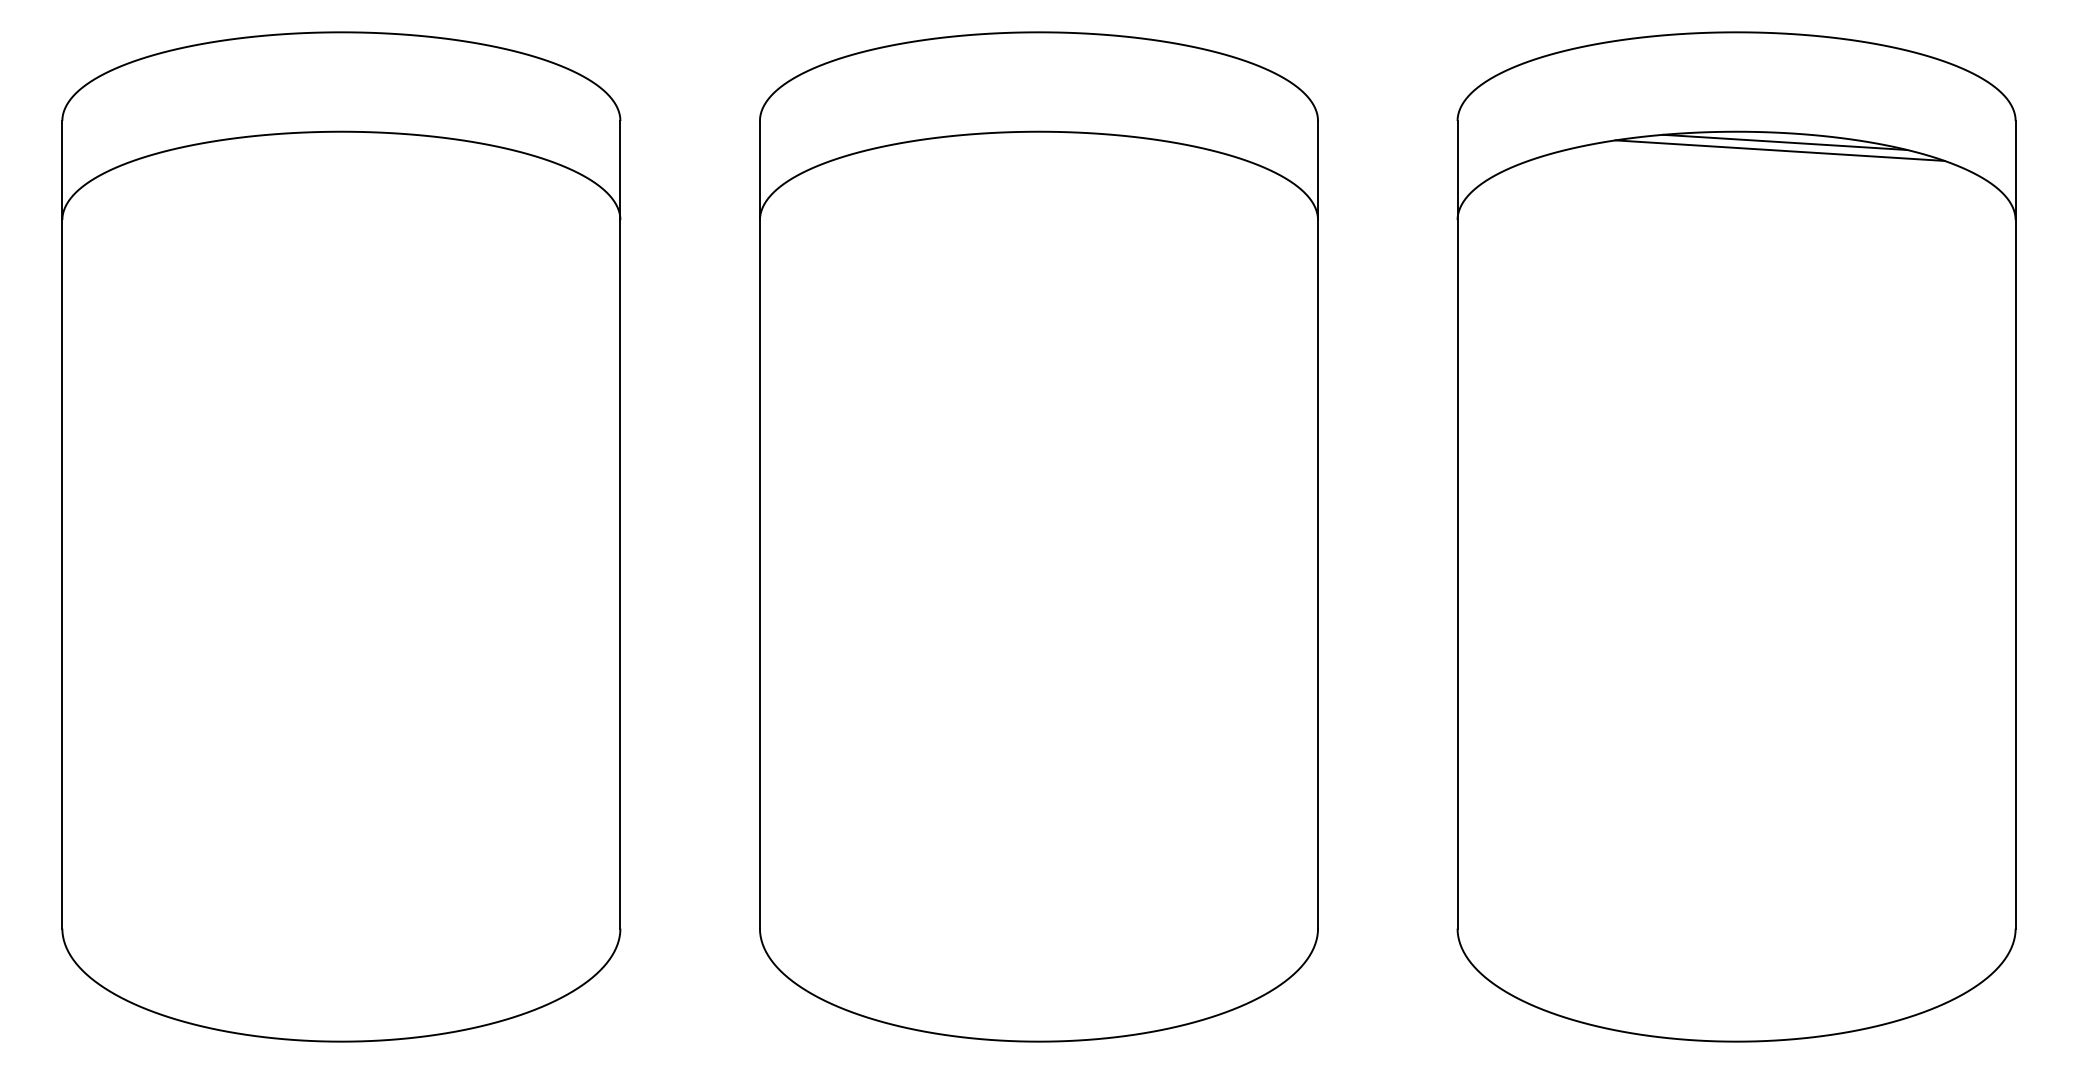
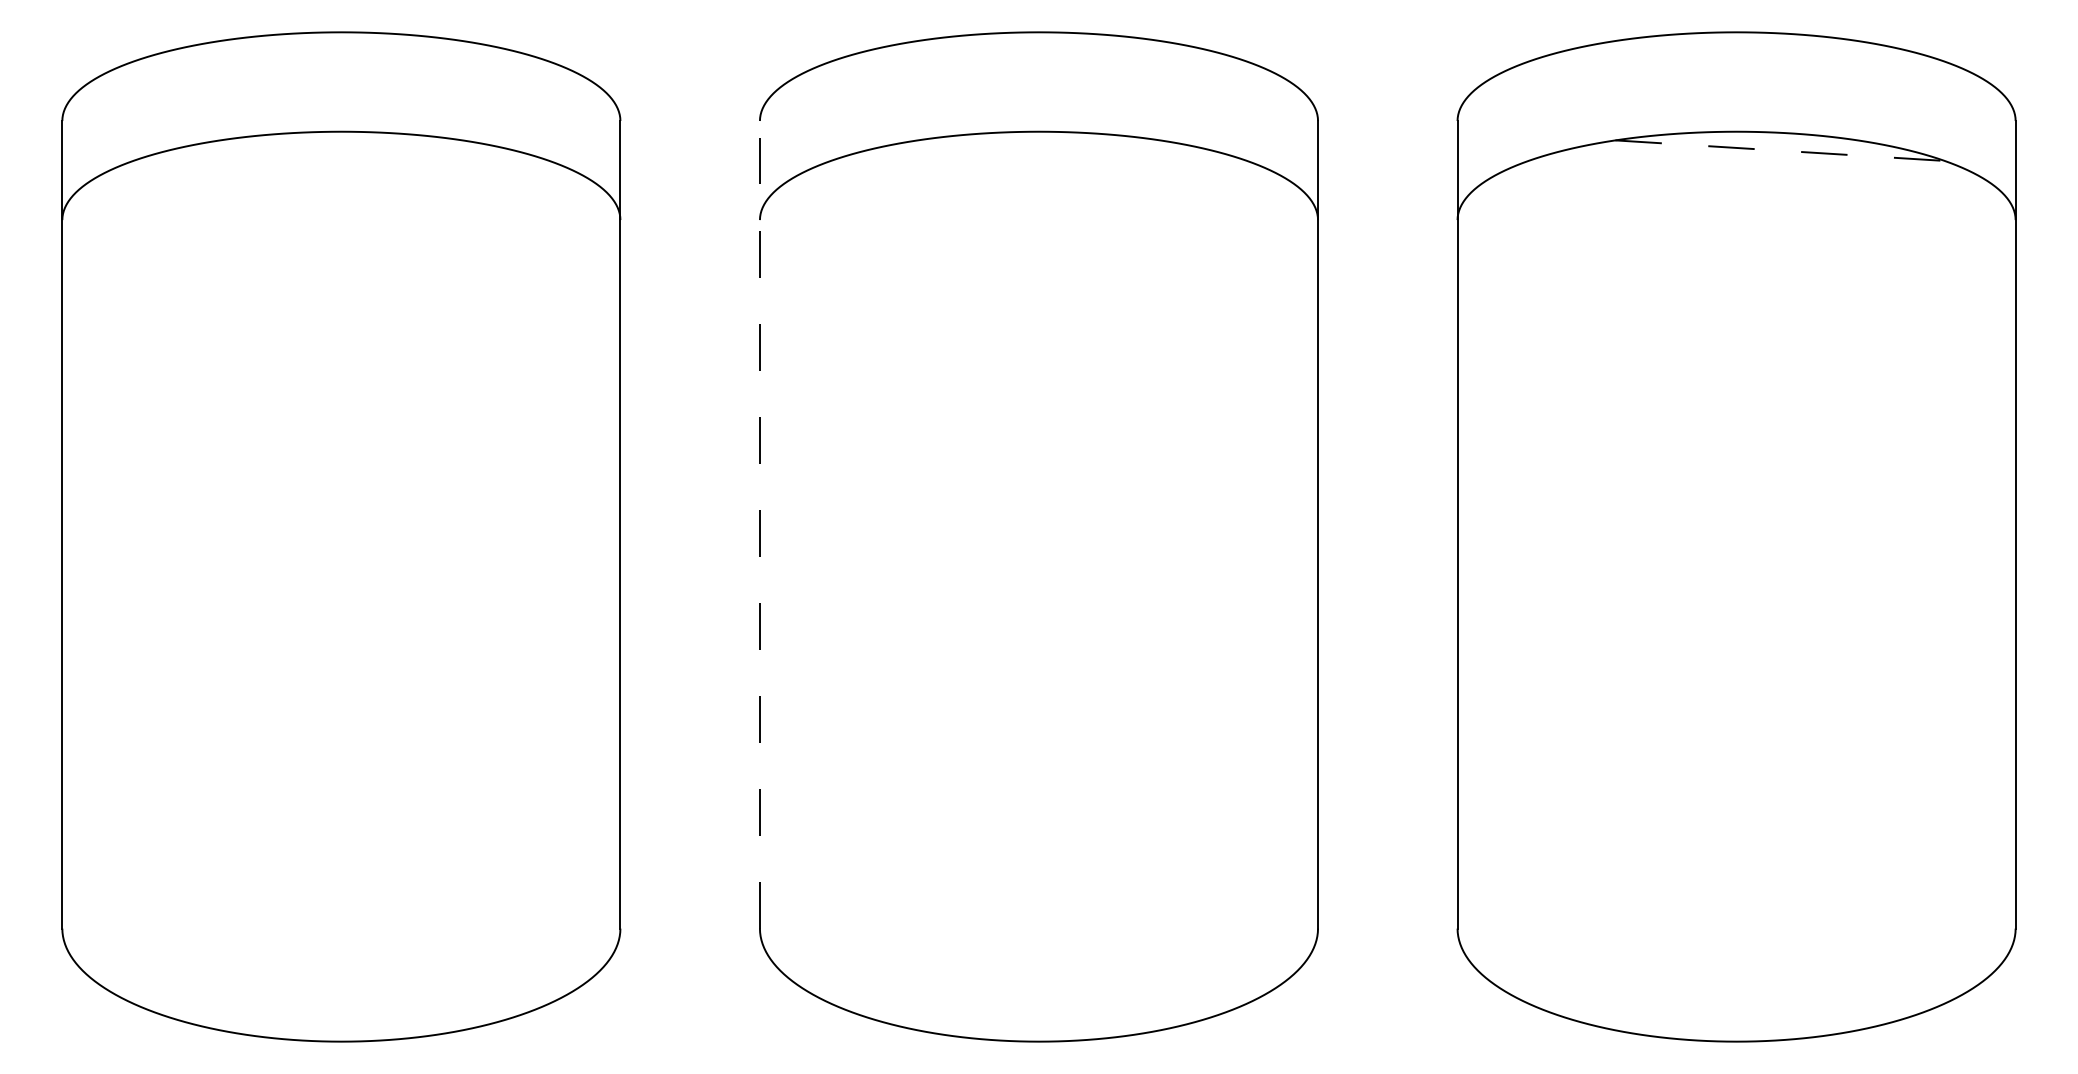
line: present -> none (1785, 142)
line: solid -> dashed (1780, 150)
line: solid -> dashed (759, 524)
